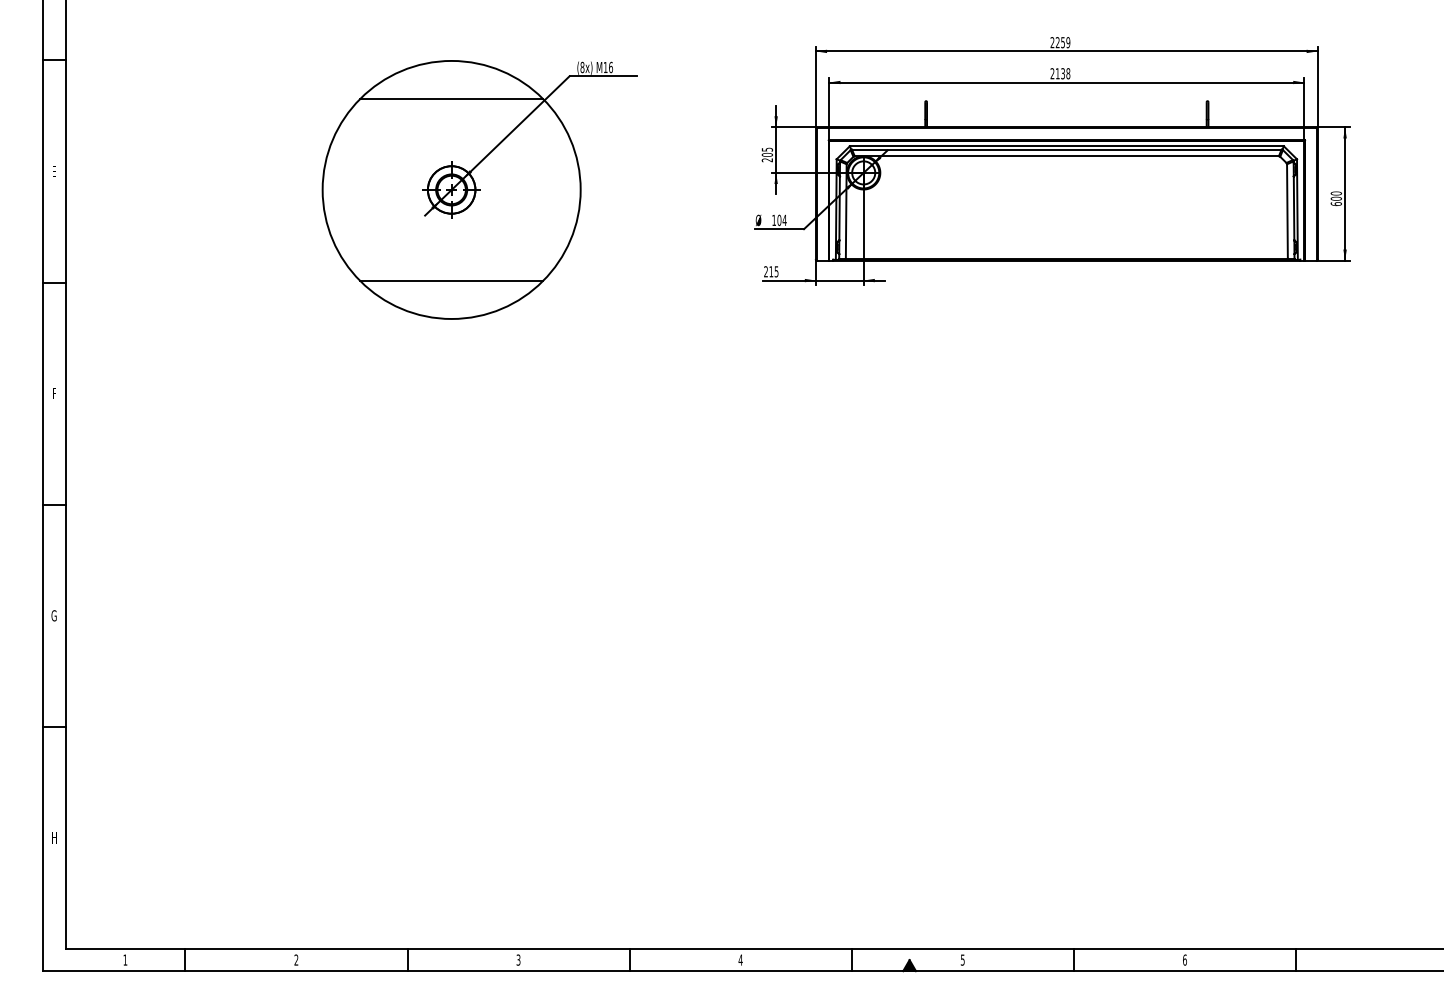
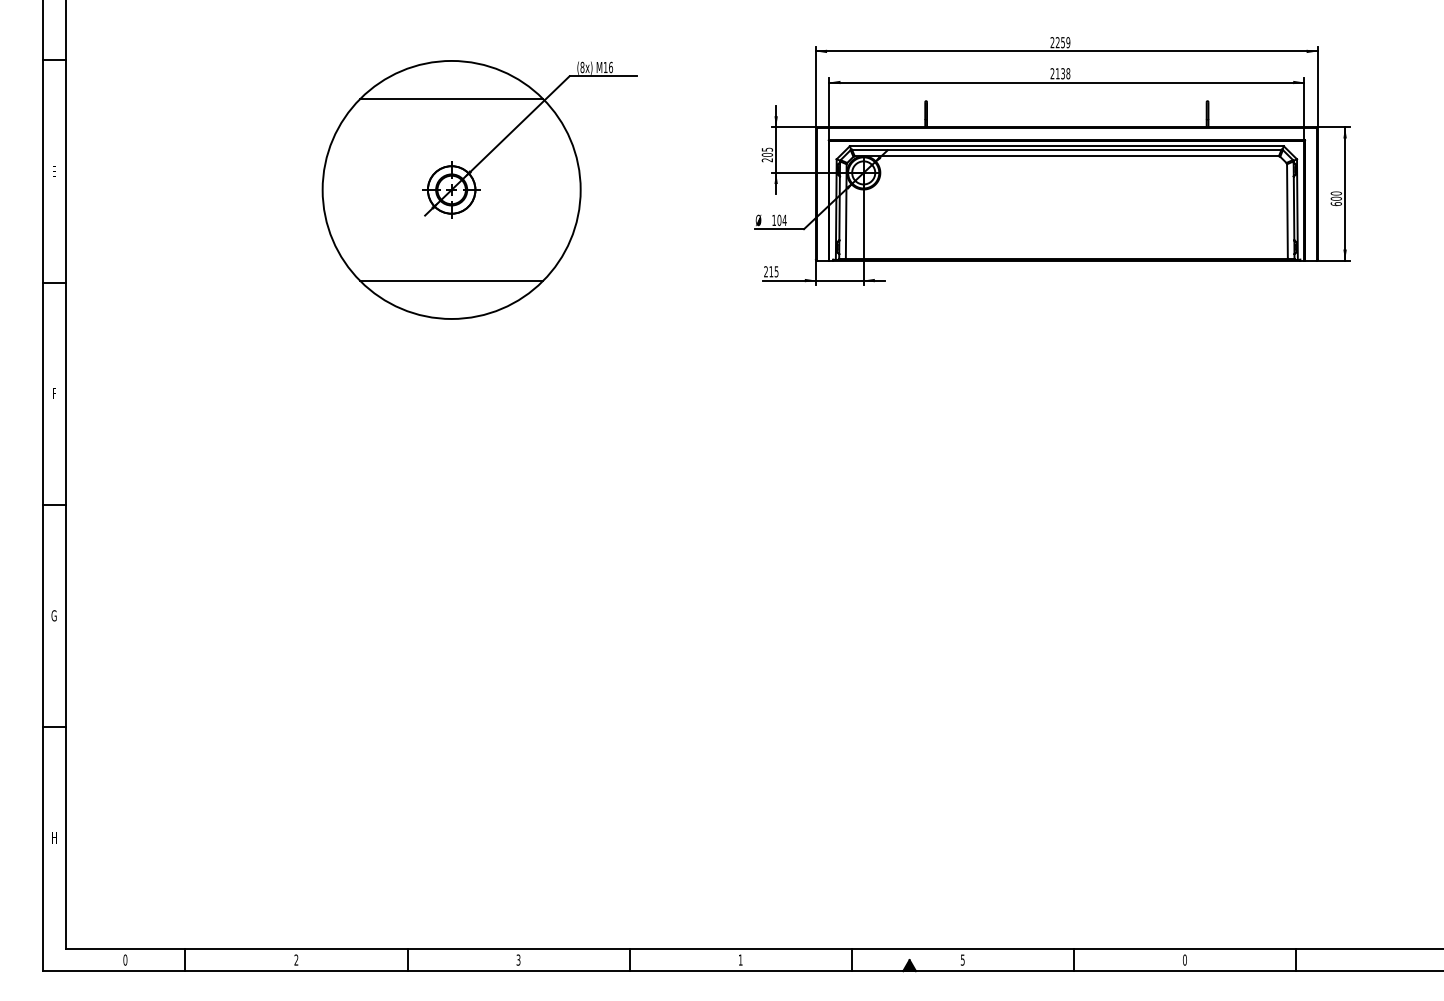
text: 1 -> 0 (125, 959)
text: 4 -> 1 (740, 959)
text: 6 -> 0 (1184, 959)
